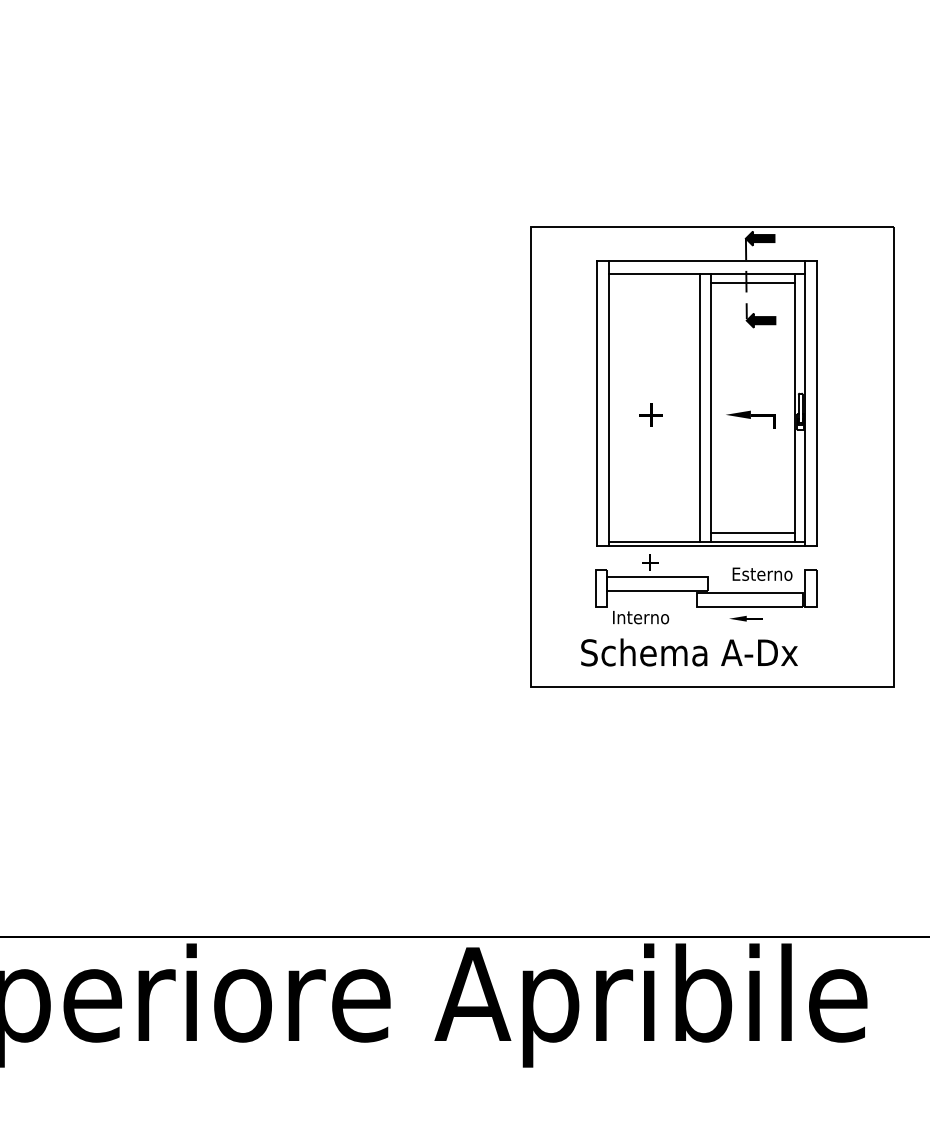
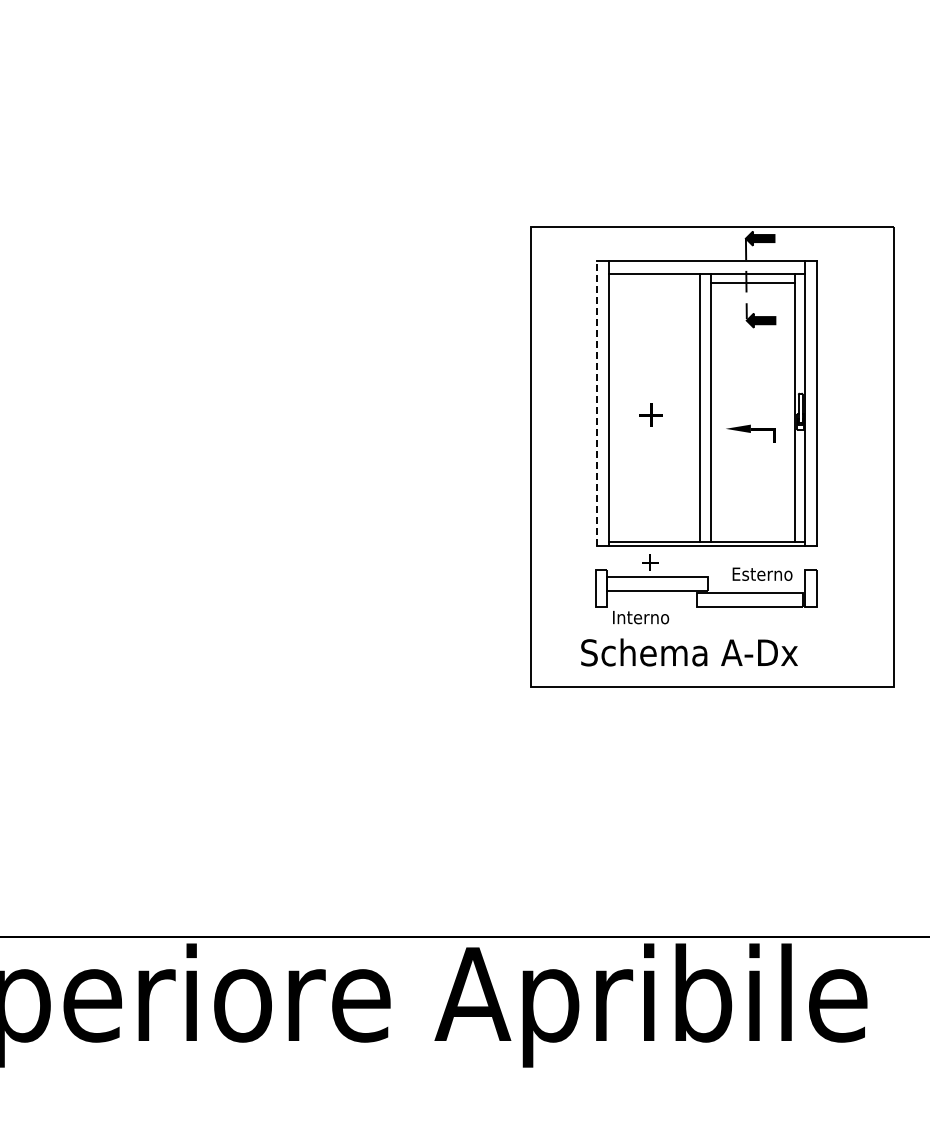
line: solid -> dashed (596, 403)
part position: (750, 419) -> (750, 433) (750, 433)
line: present -> none (752, 532)
part: present -> none (745, 618)
